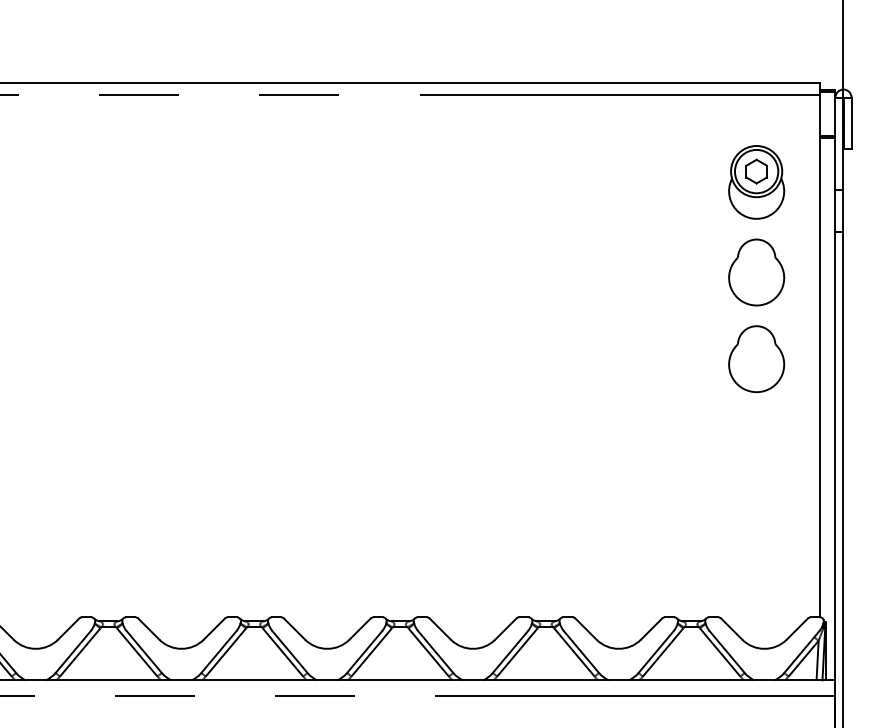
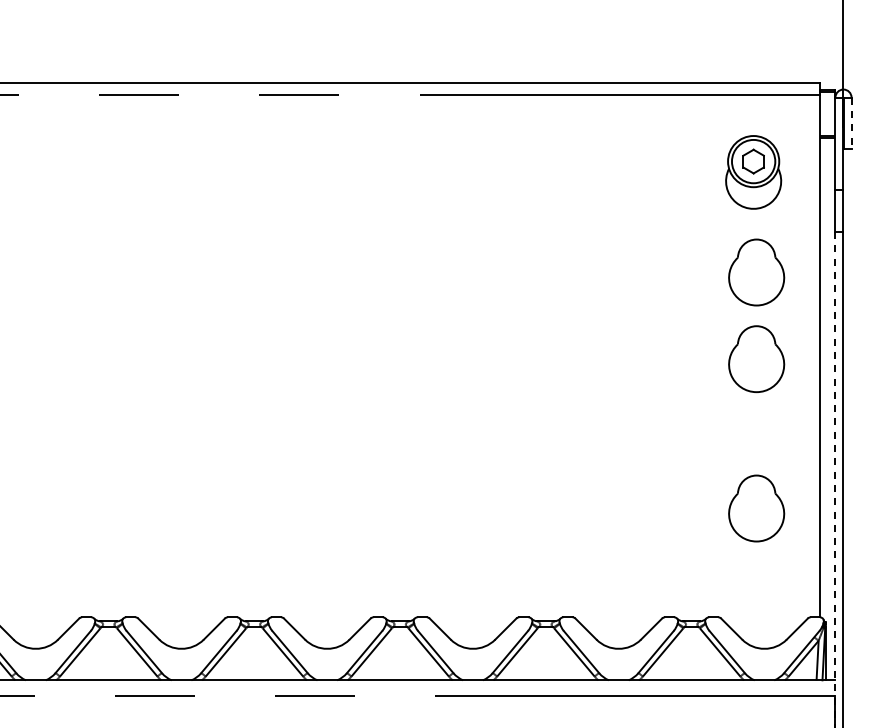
line: solid -> dashed (851, 123)
part position: (756, 182) -> (753, 172) (753, 172)
line: solid -> dashed (835, 479)
part: none -> present (756, 508)
